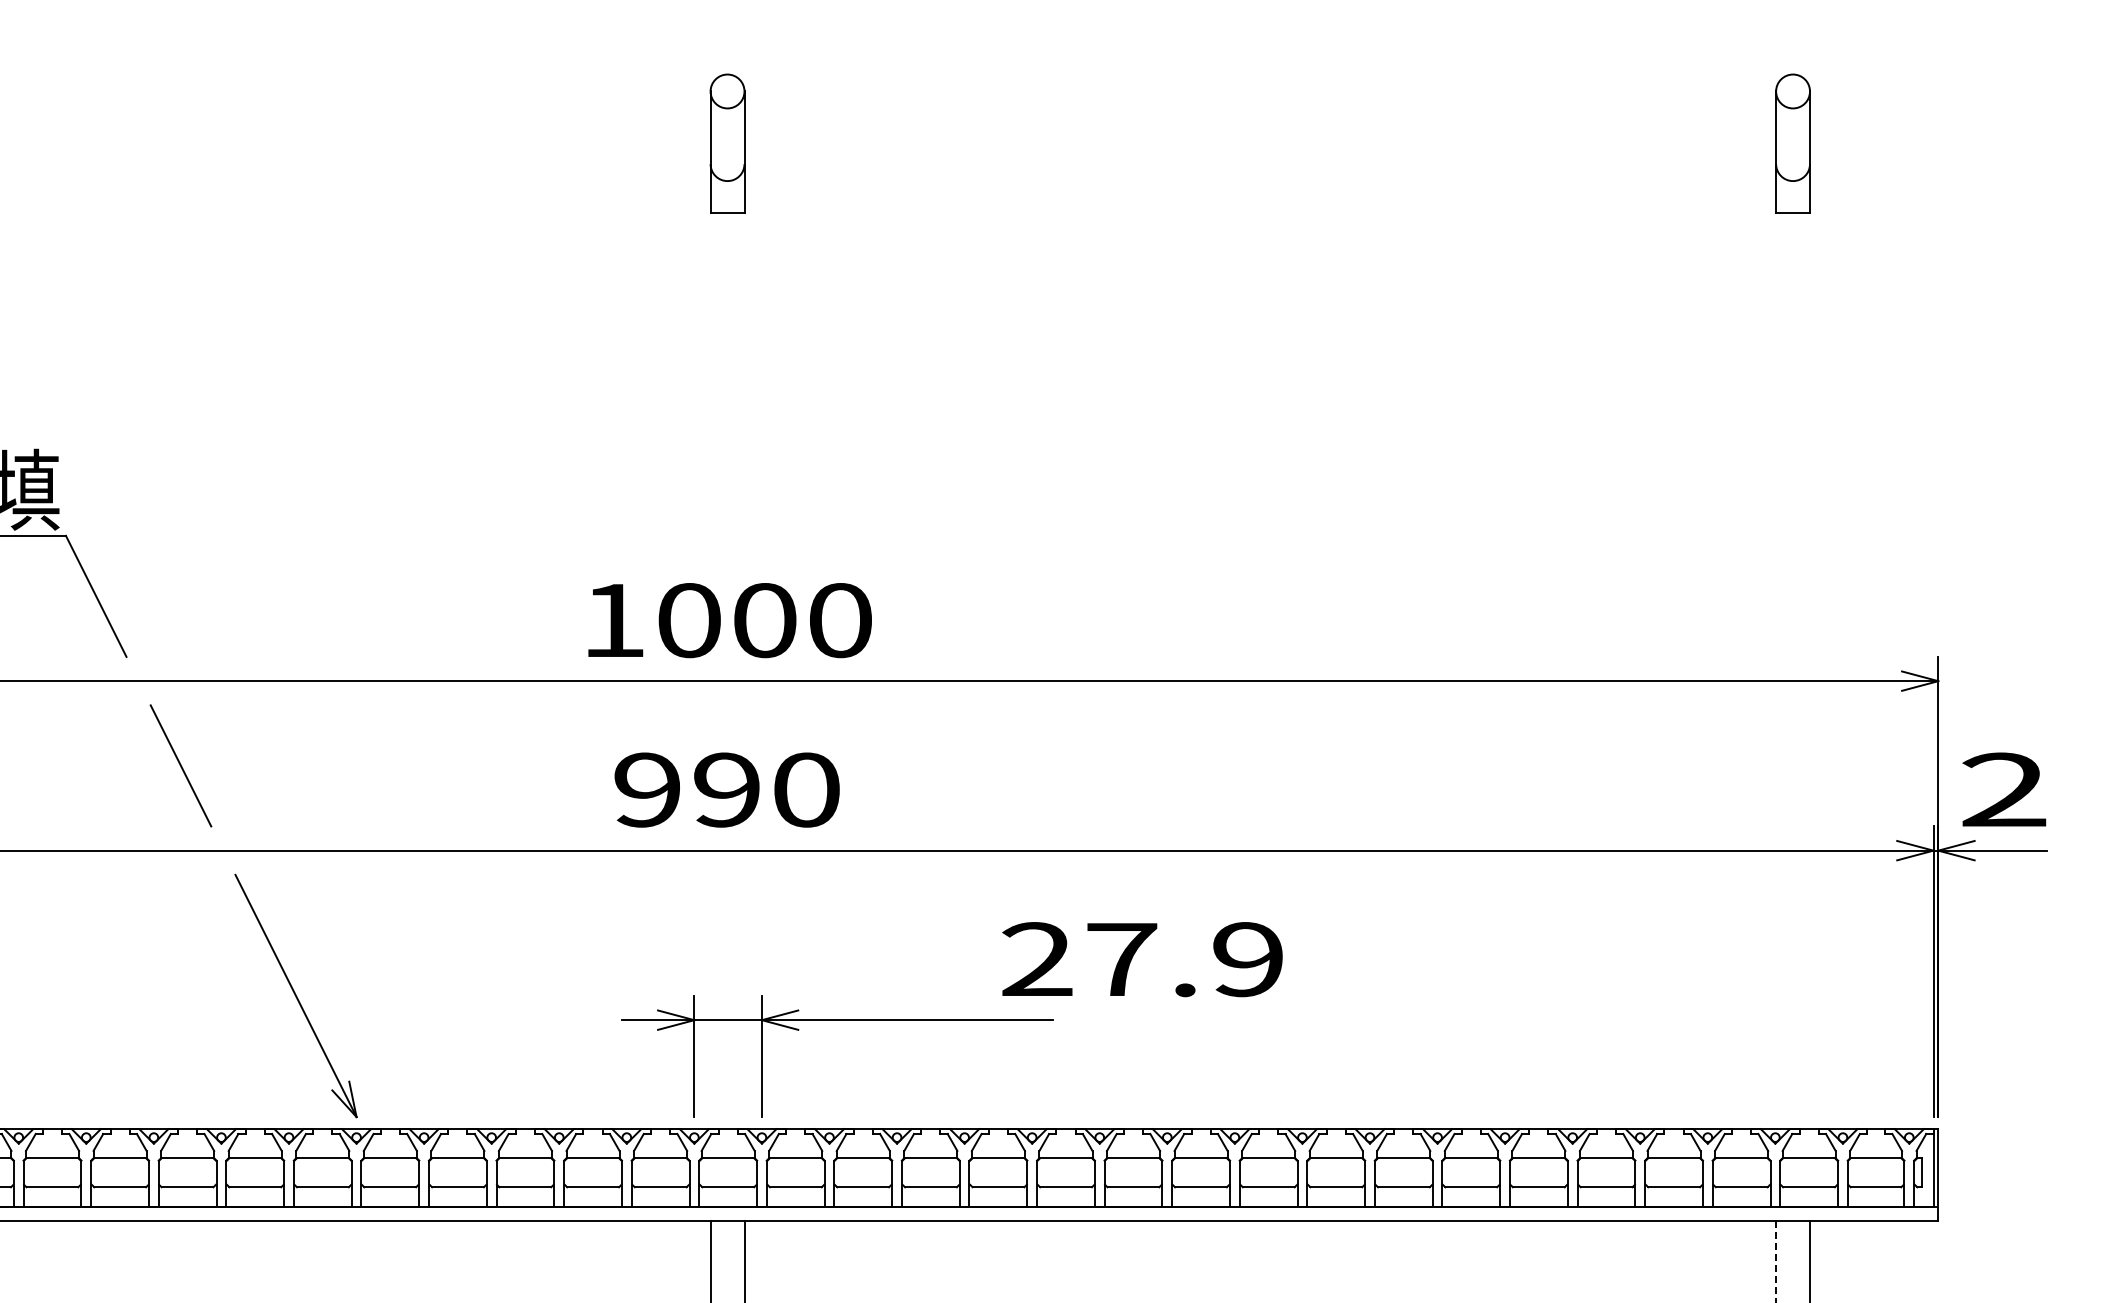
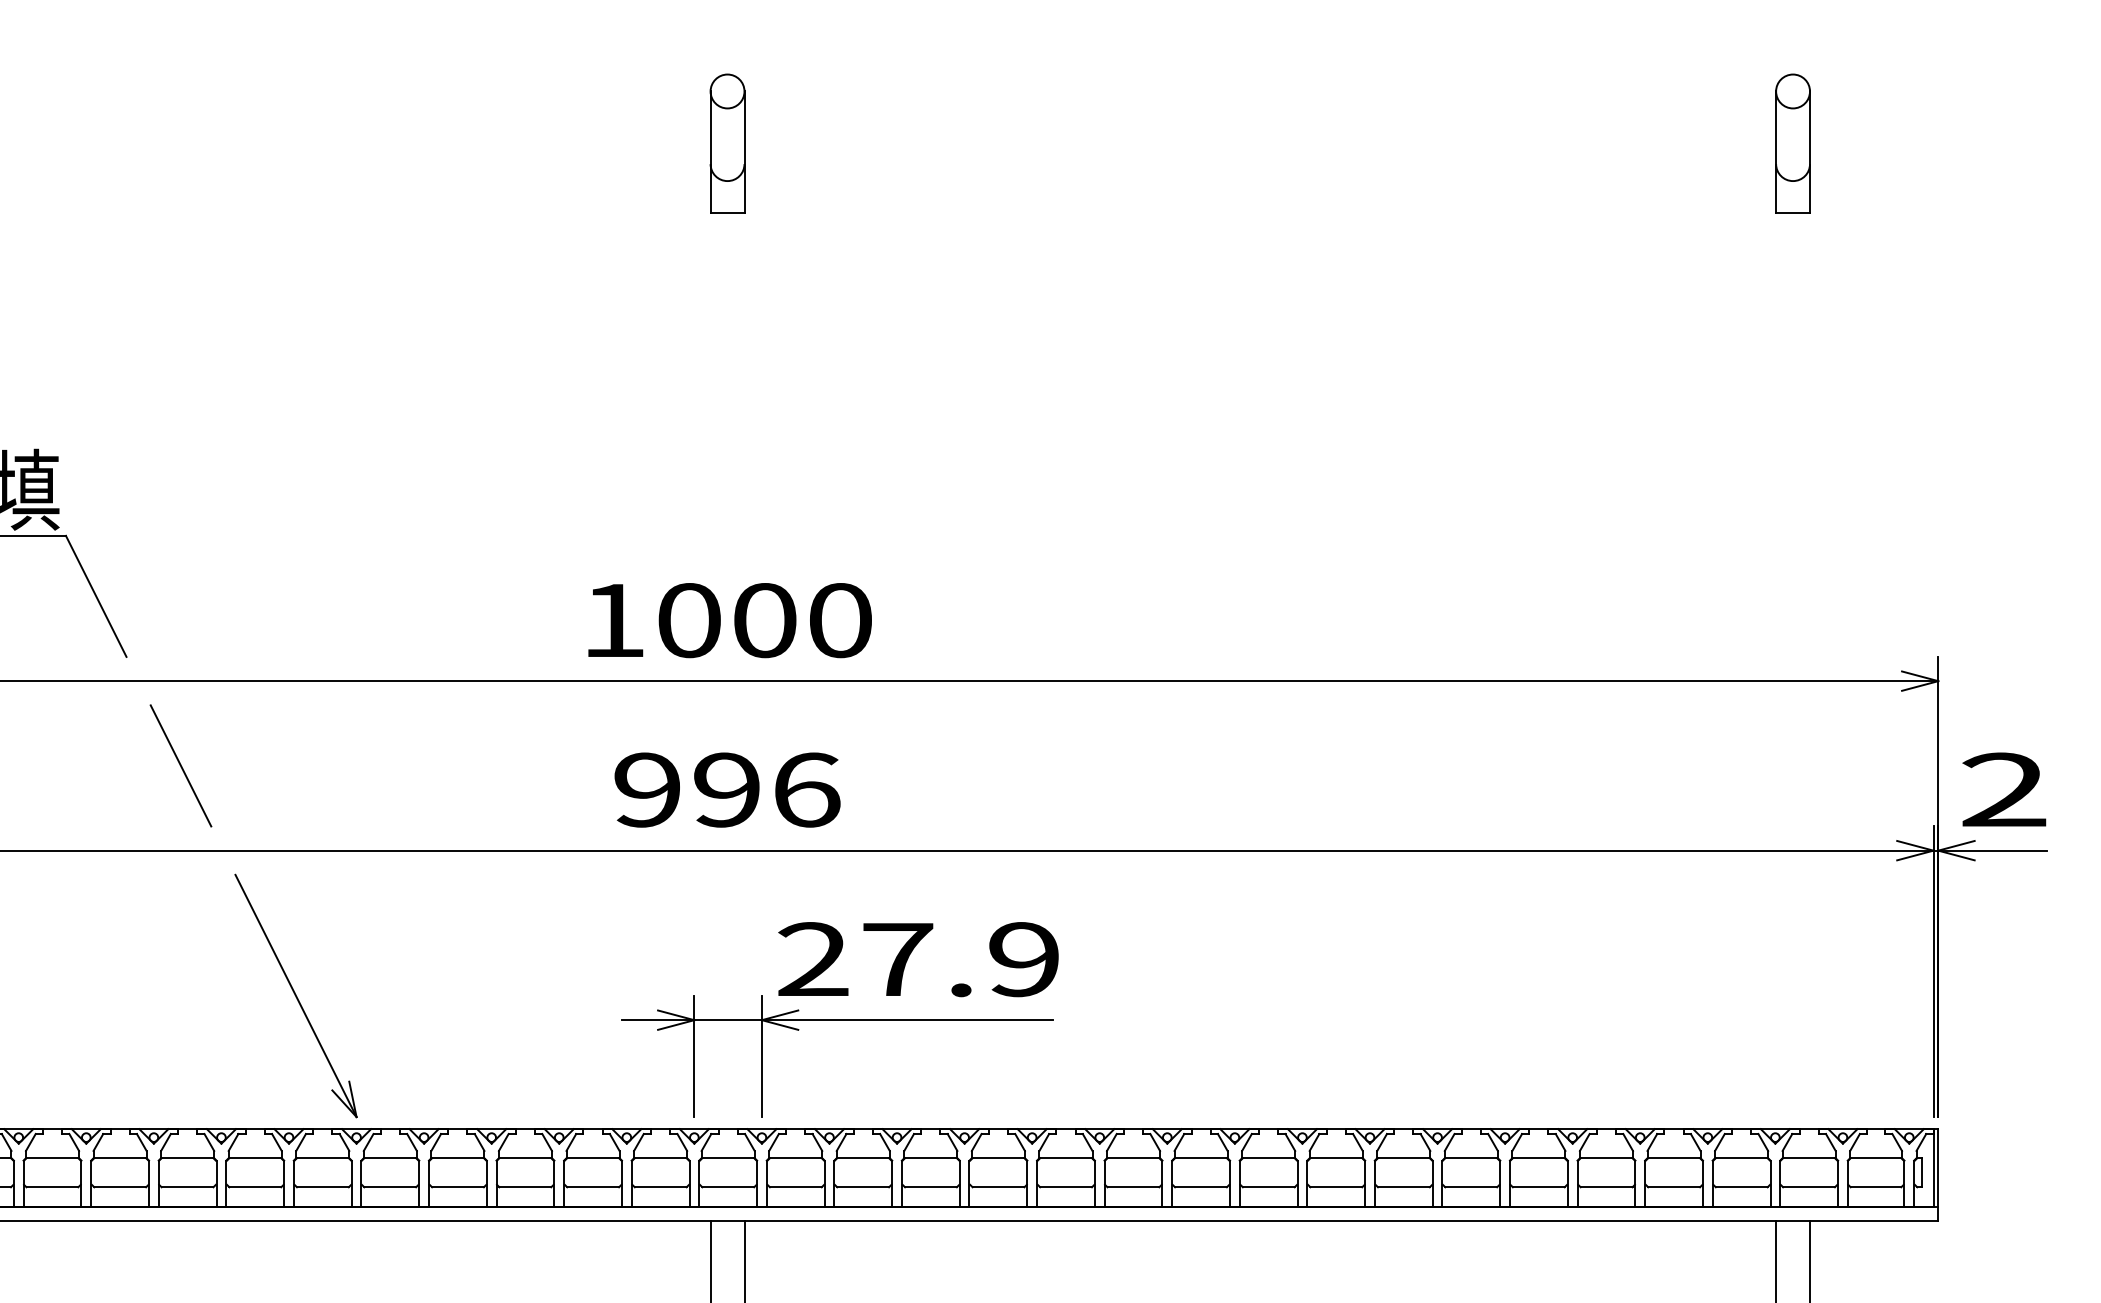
text: 990 -> 996 (807, 789)
text position: (1142, 959) -> (918, 959) (918, 959)
line: dashed -> solid (1776, 1262)
